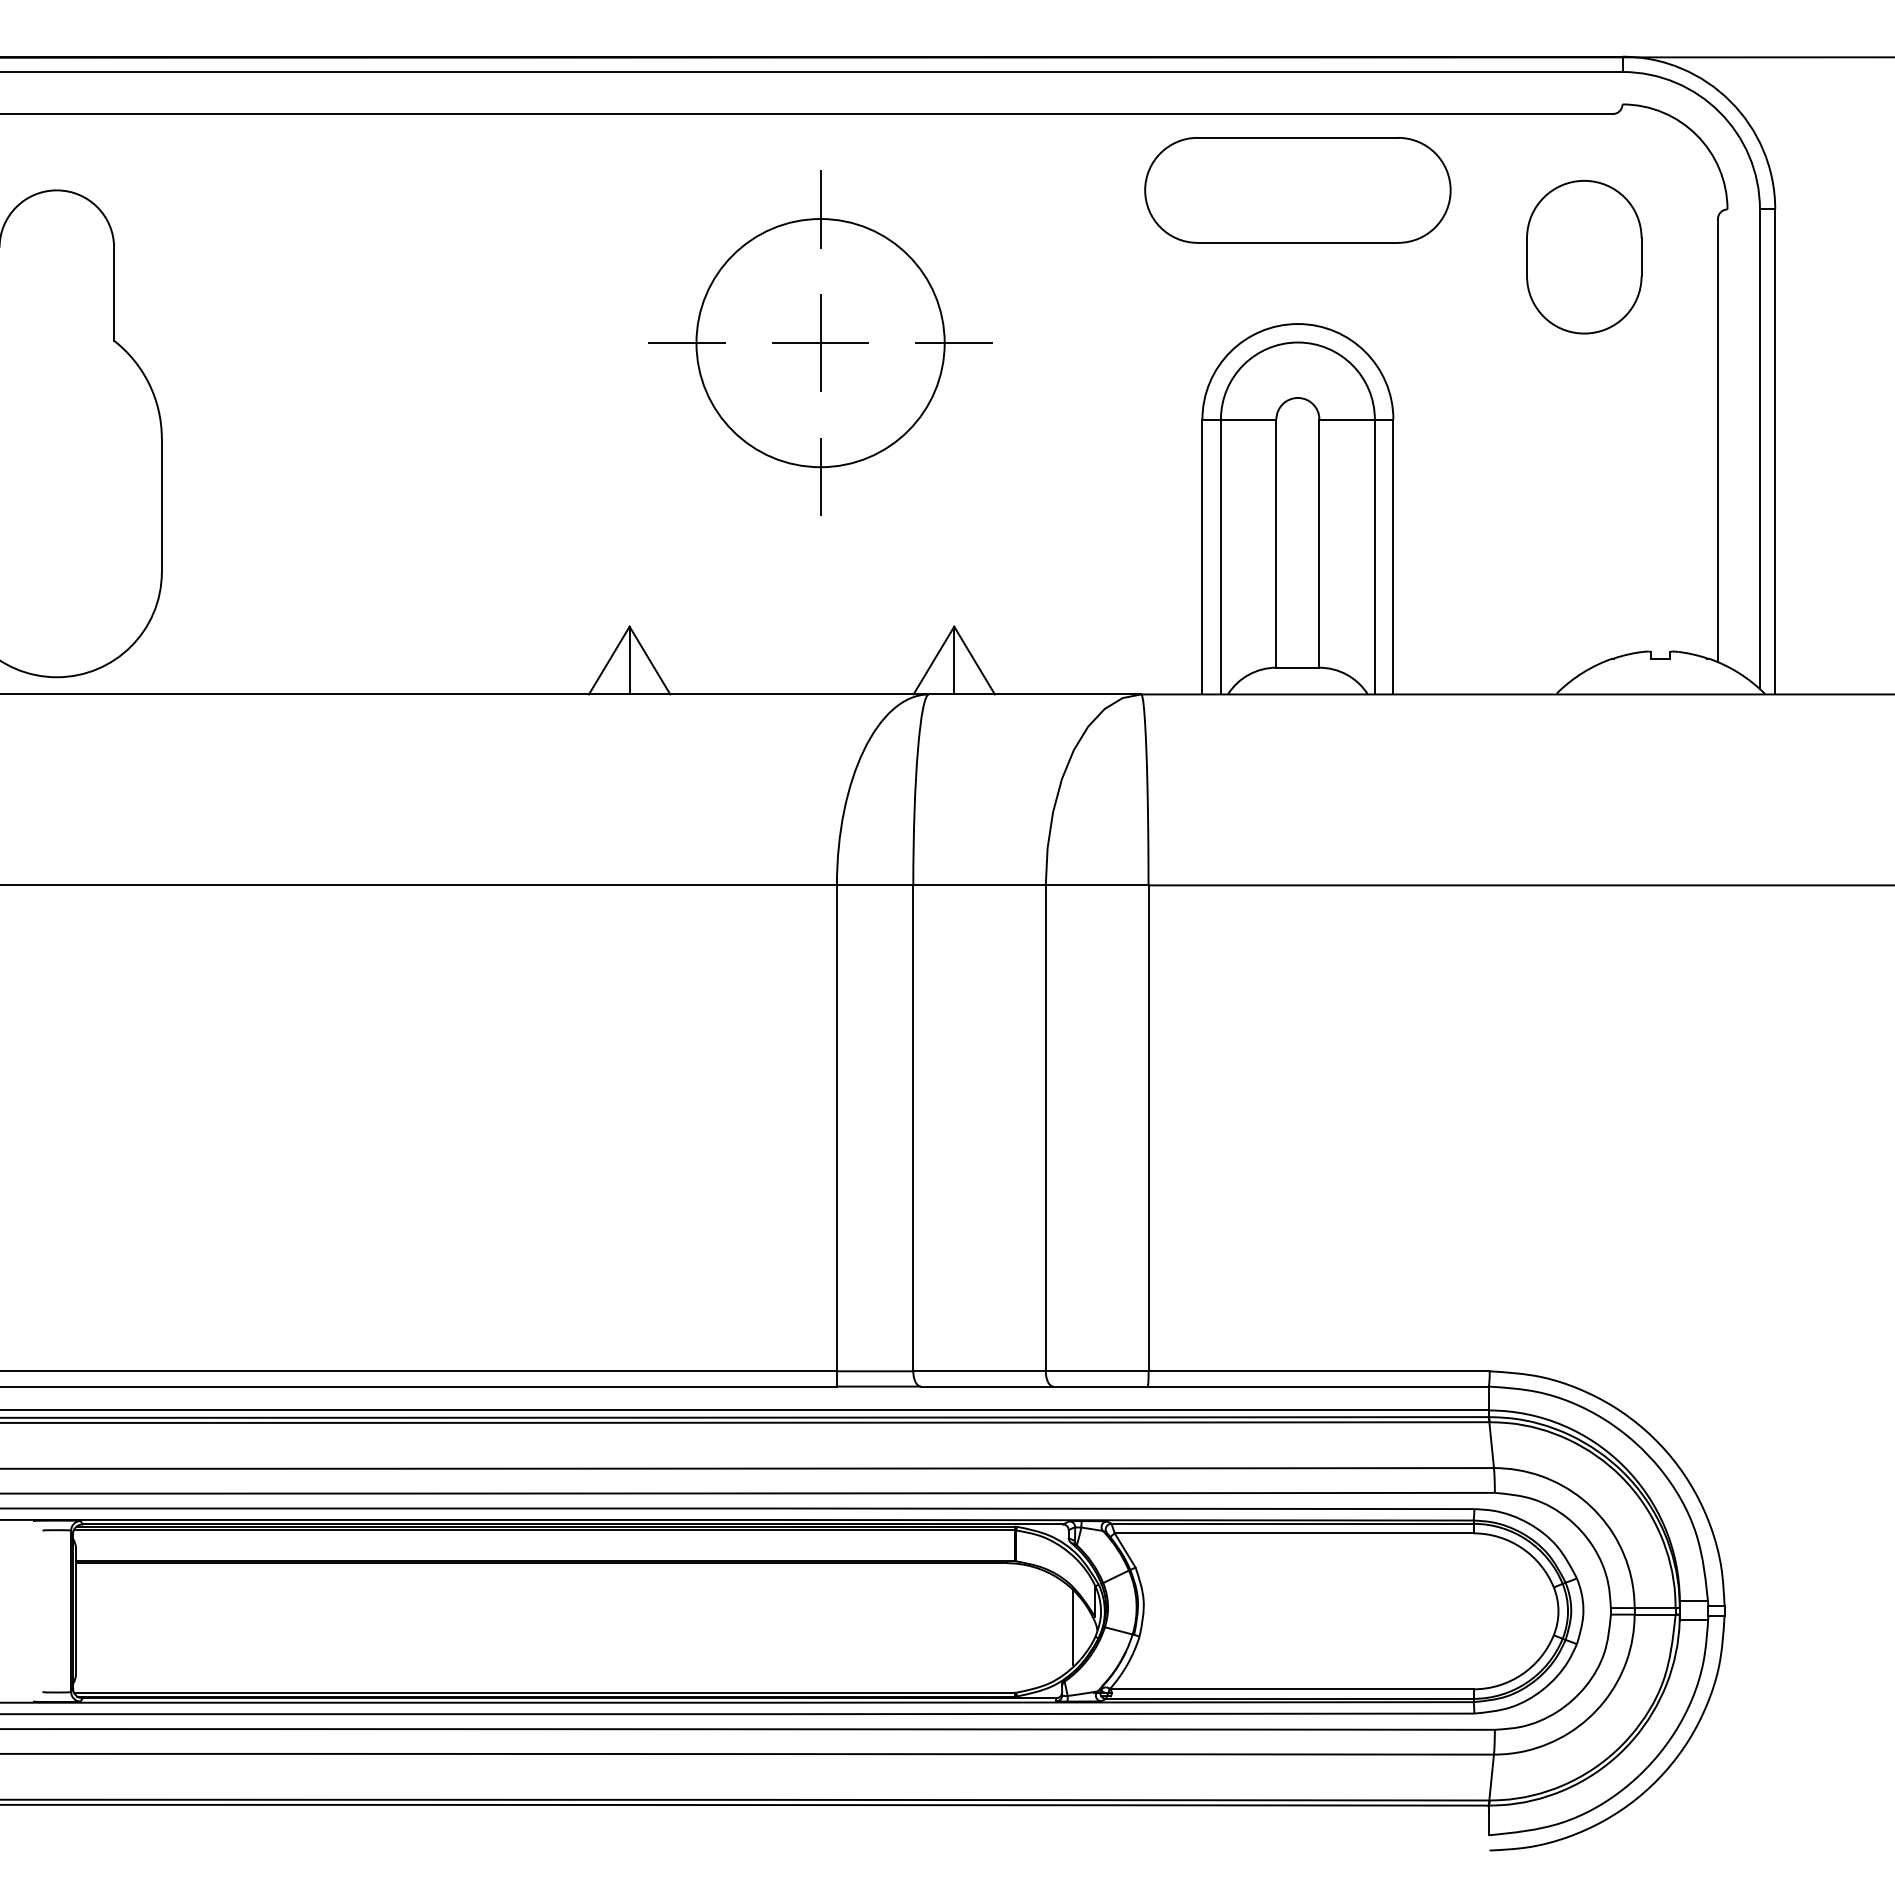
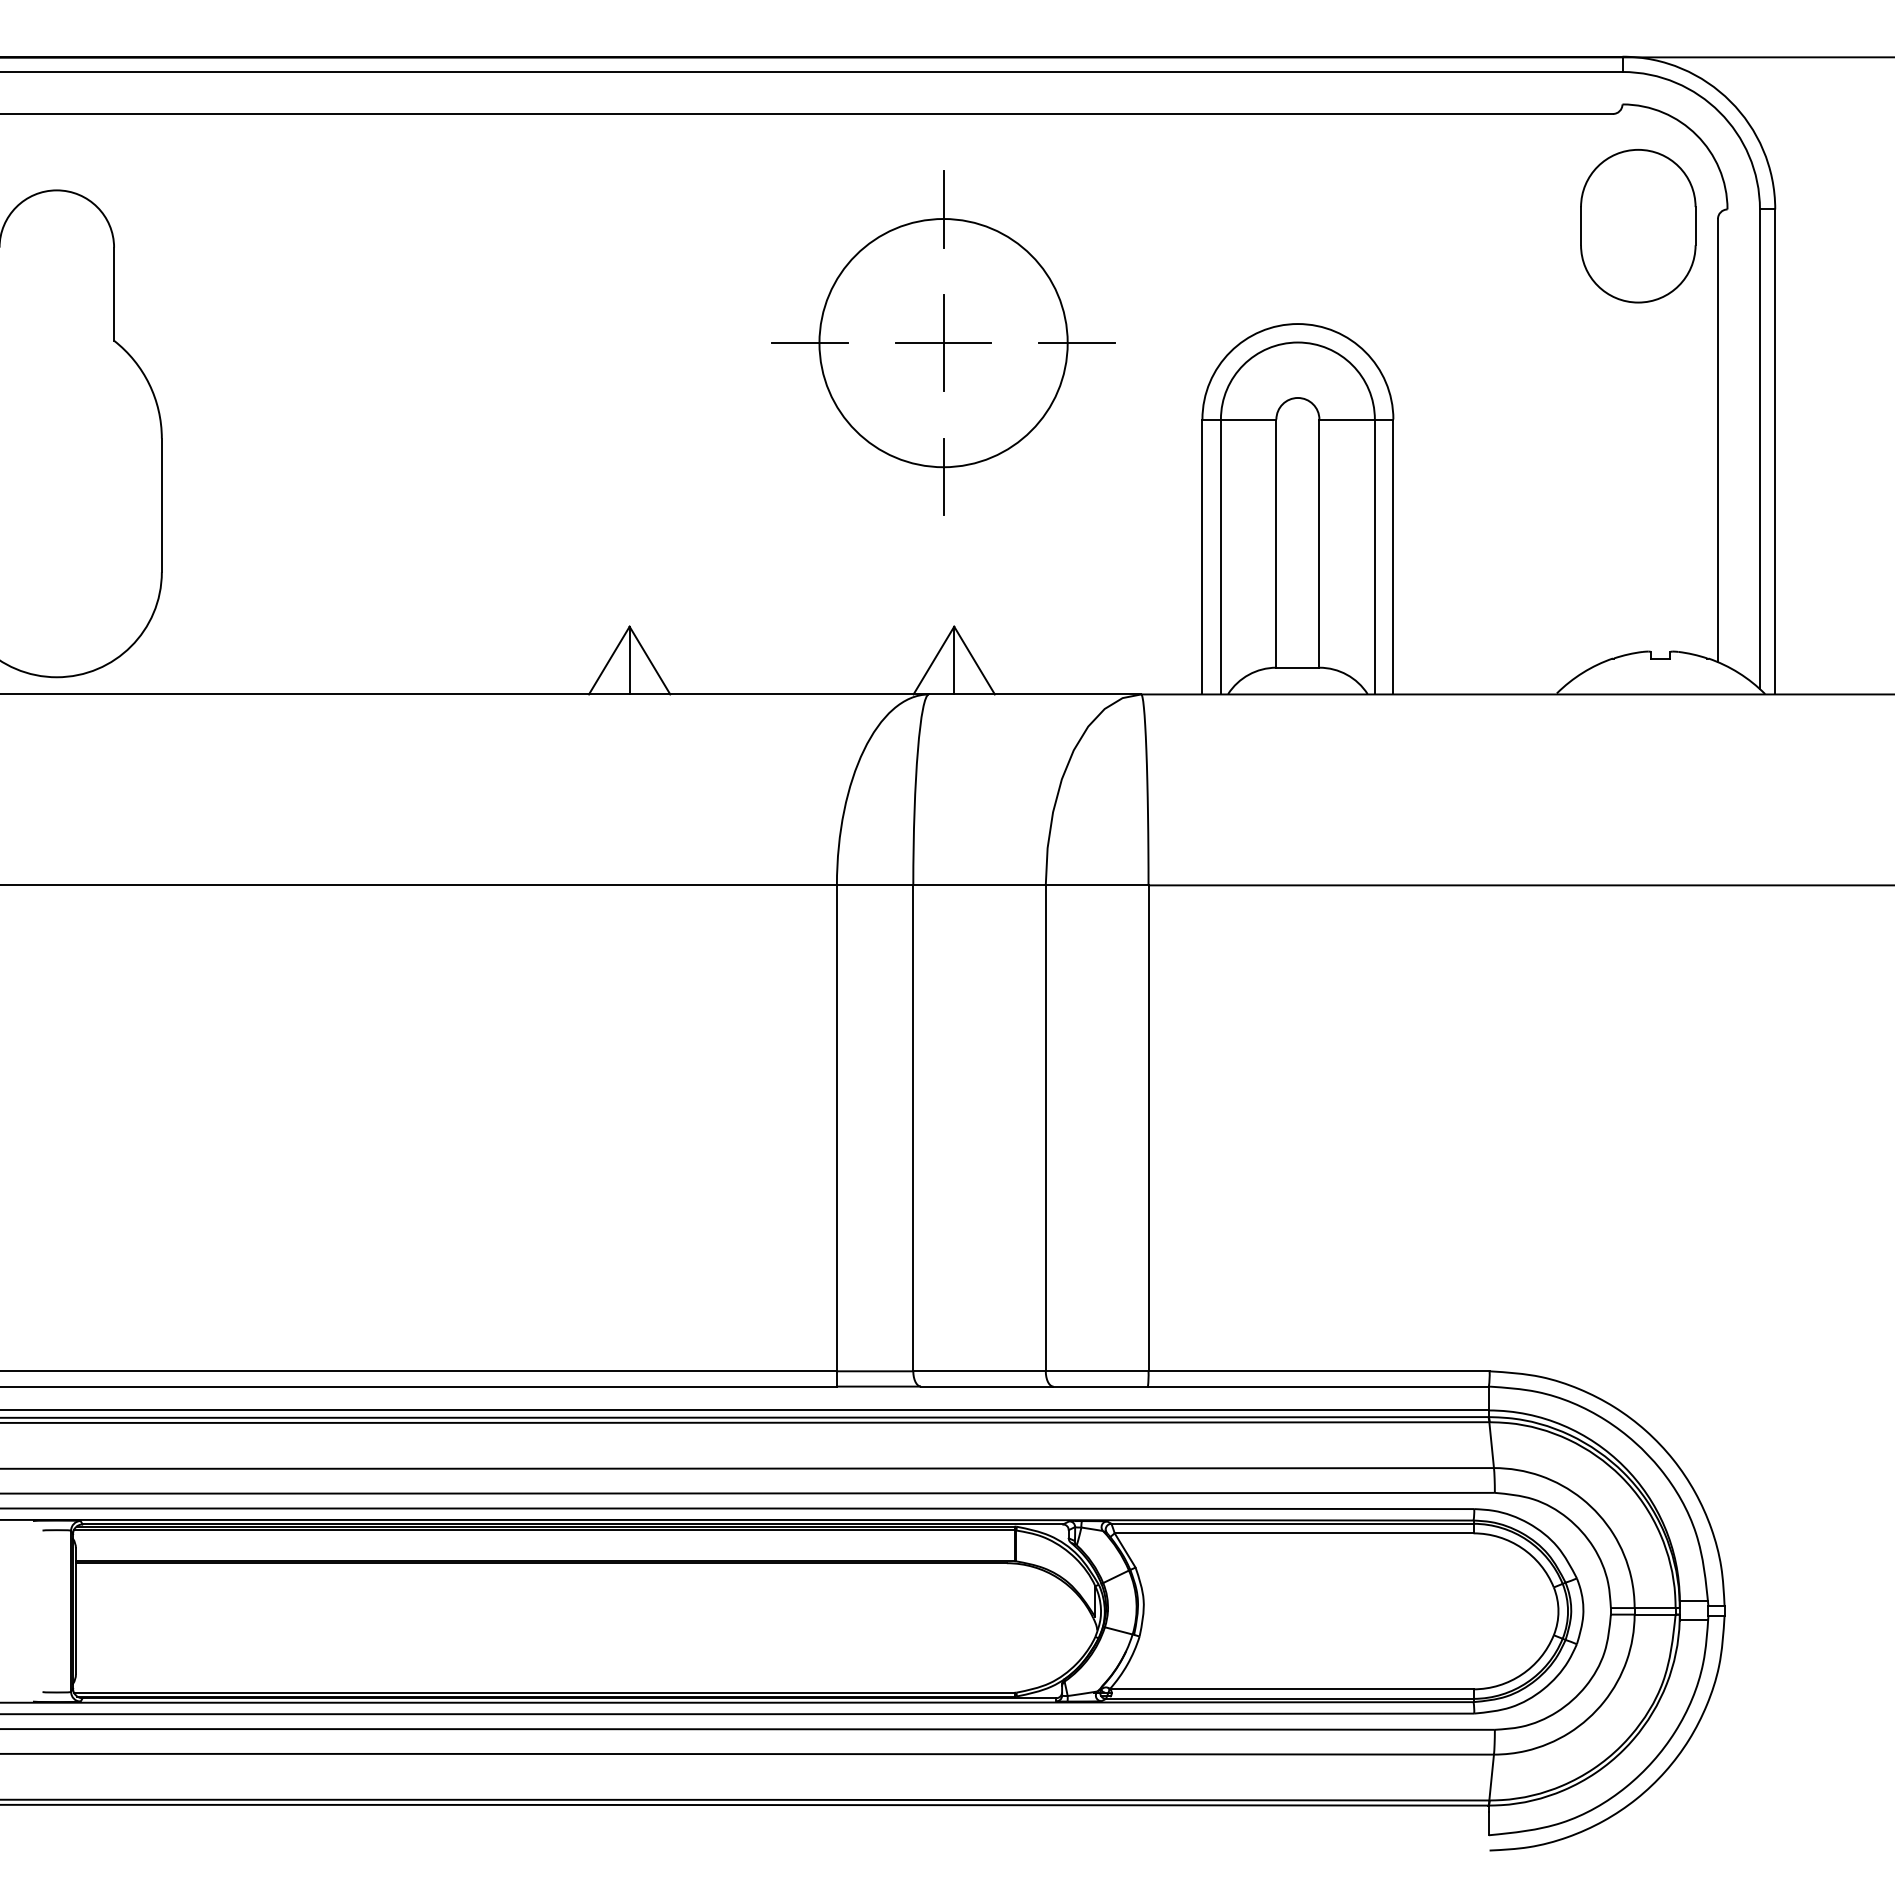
part: present -> none (1297, 190)
part position: (1584, 257) -> (1638, 226) (1638, 226)
part position: (820, 342) -> (943, 342) (943, 342)
line: present -> none (1072, 1626)
